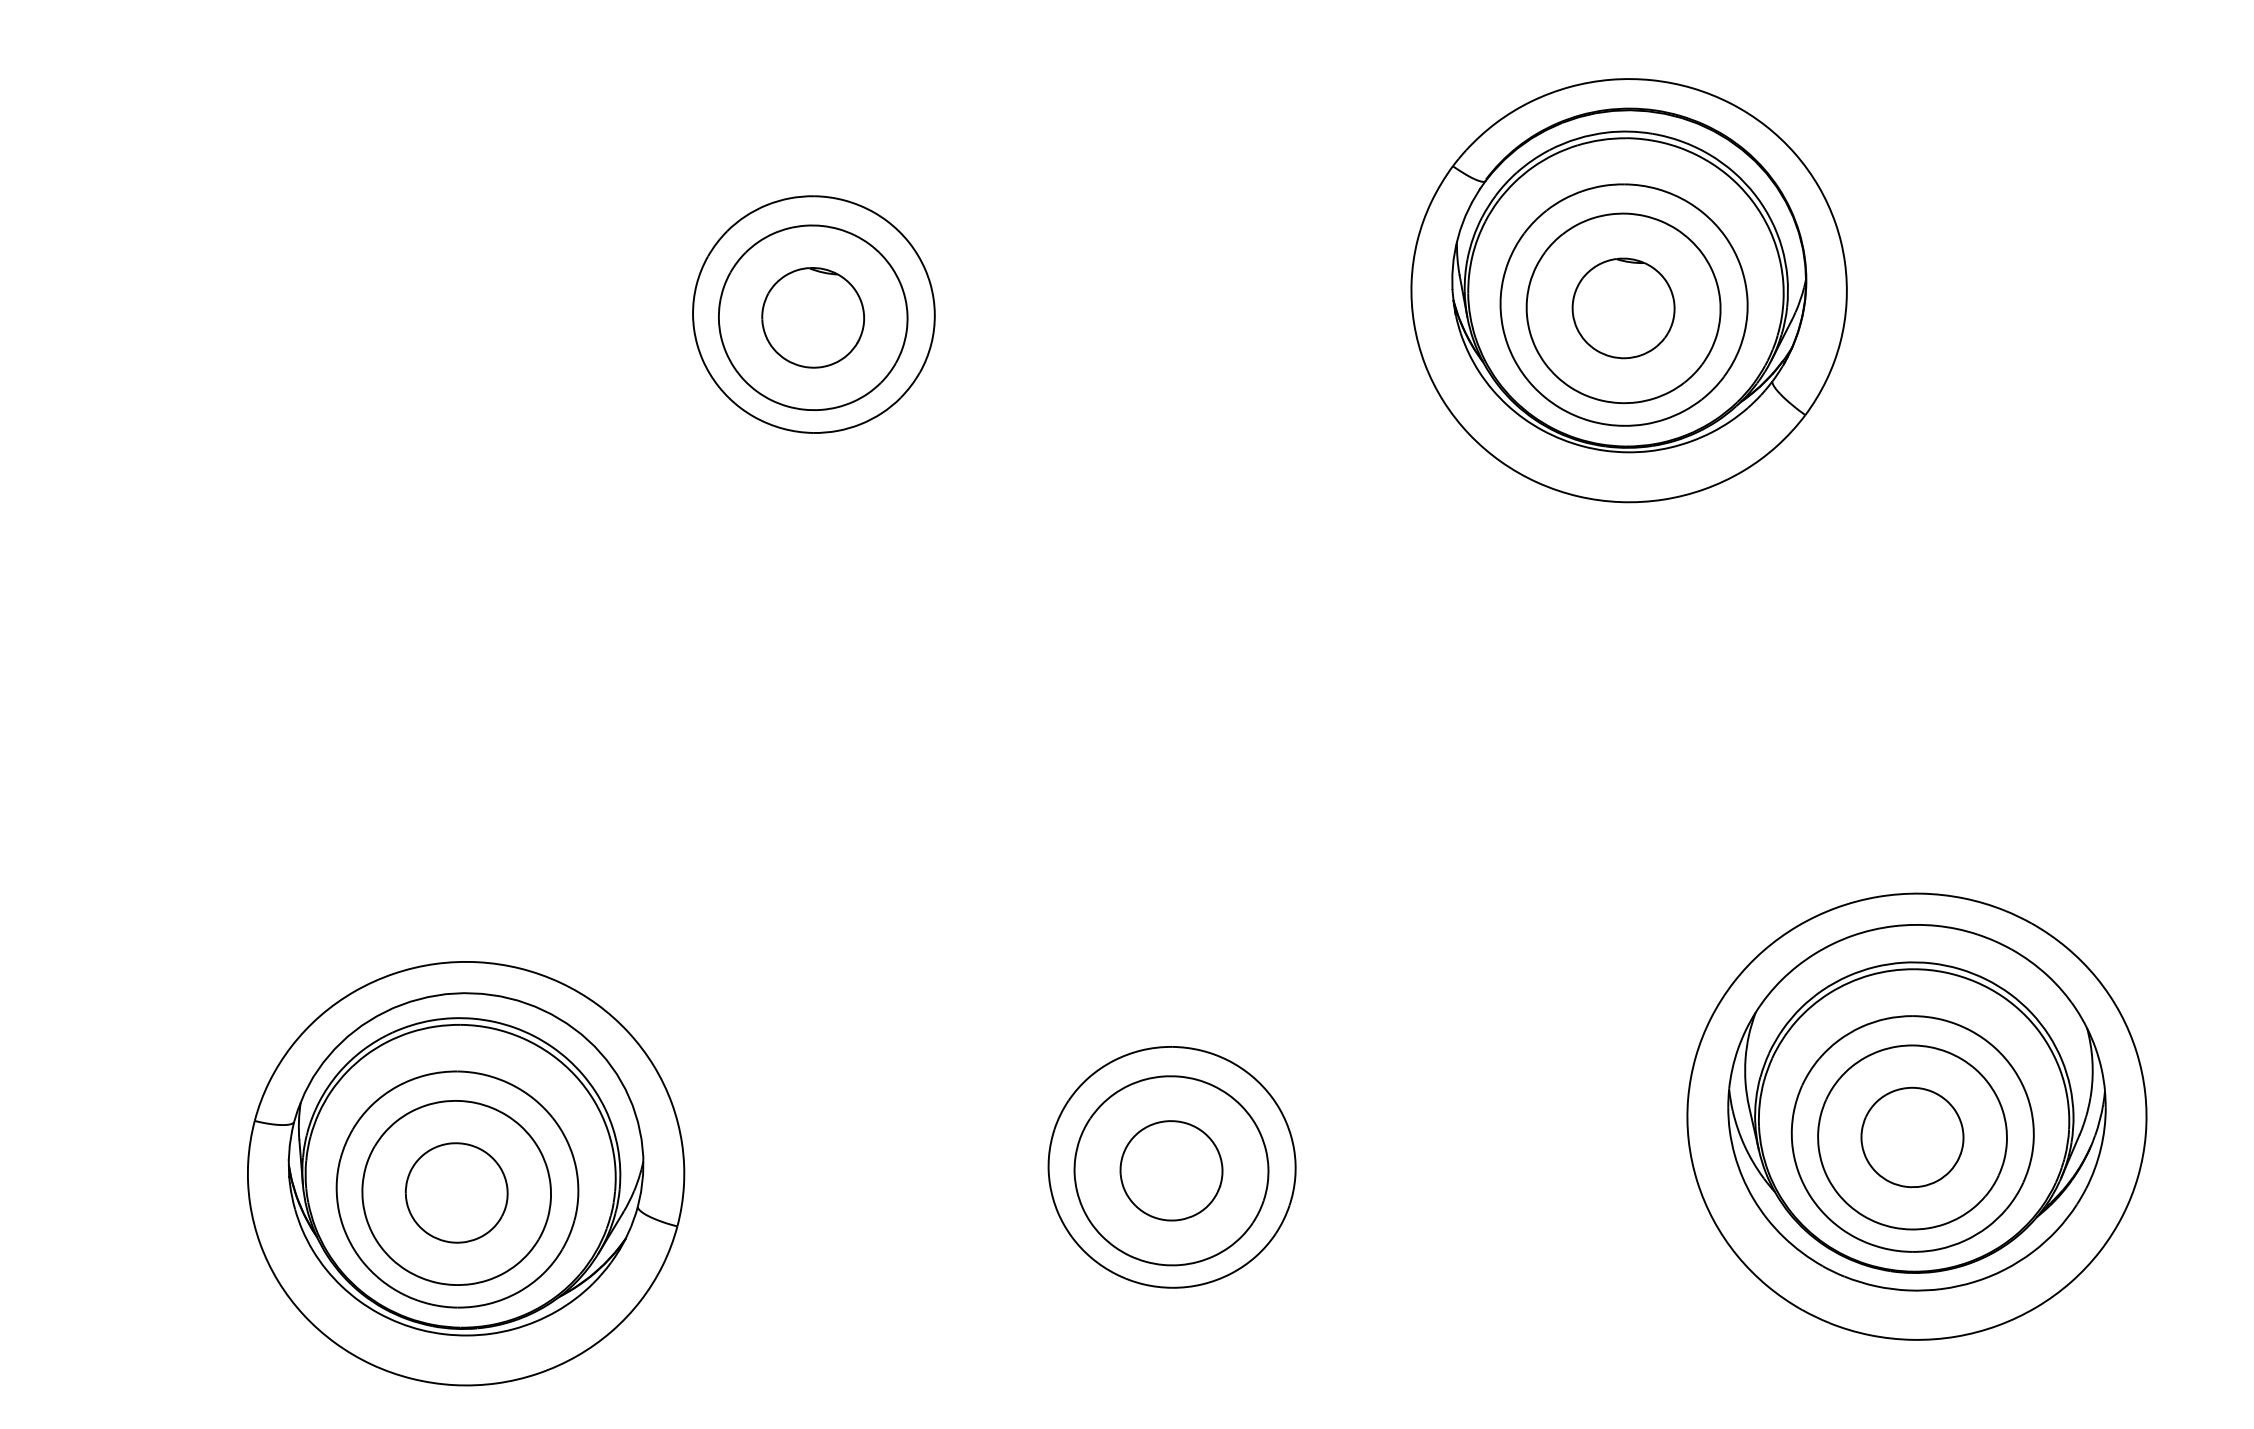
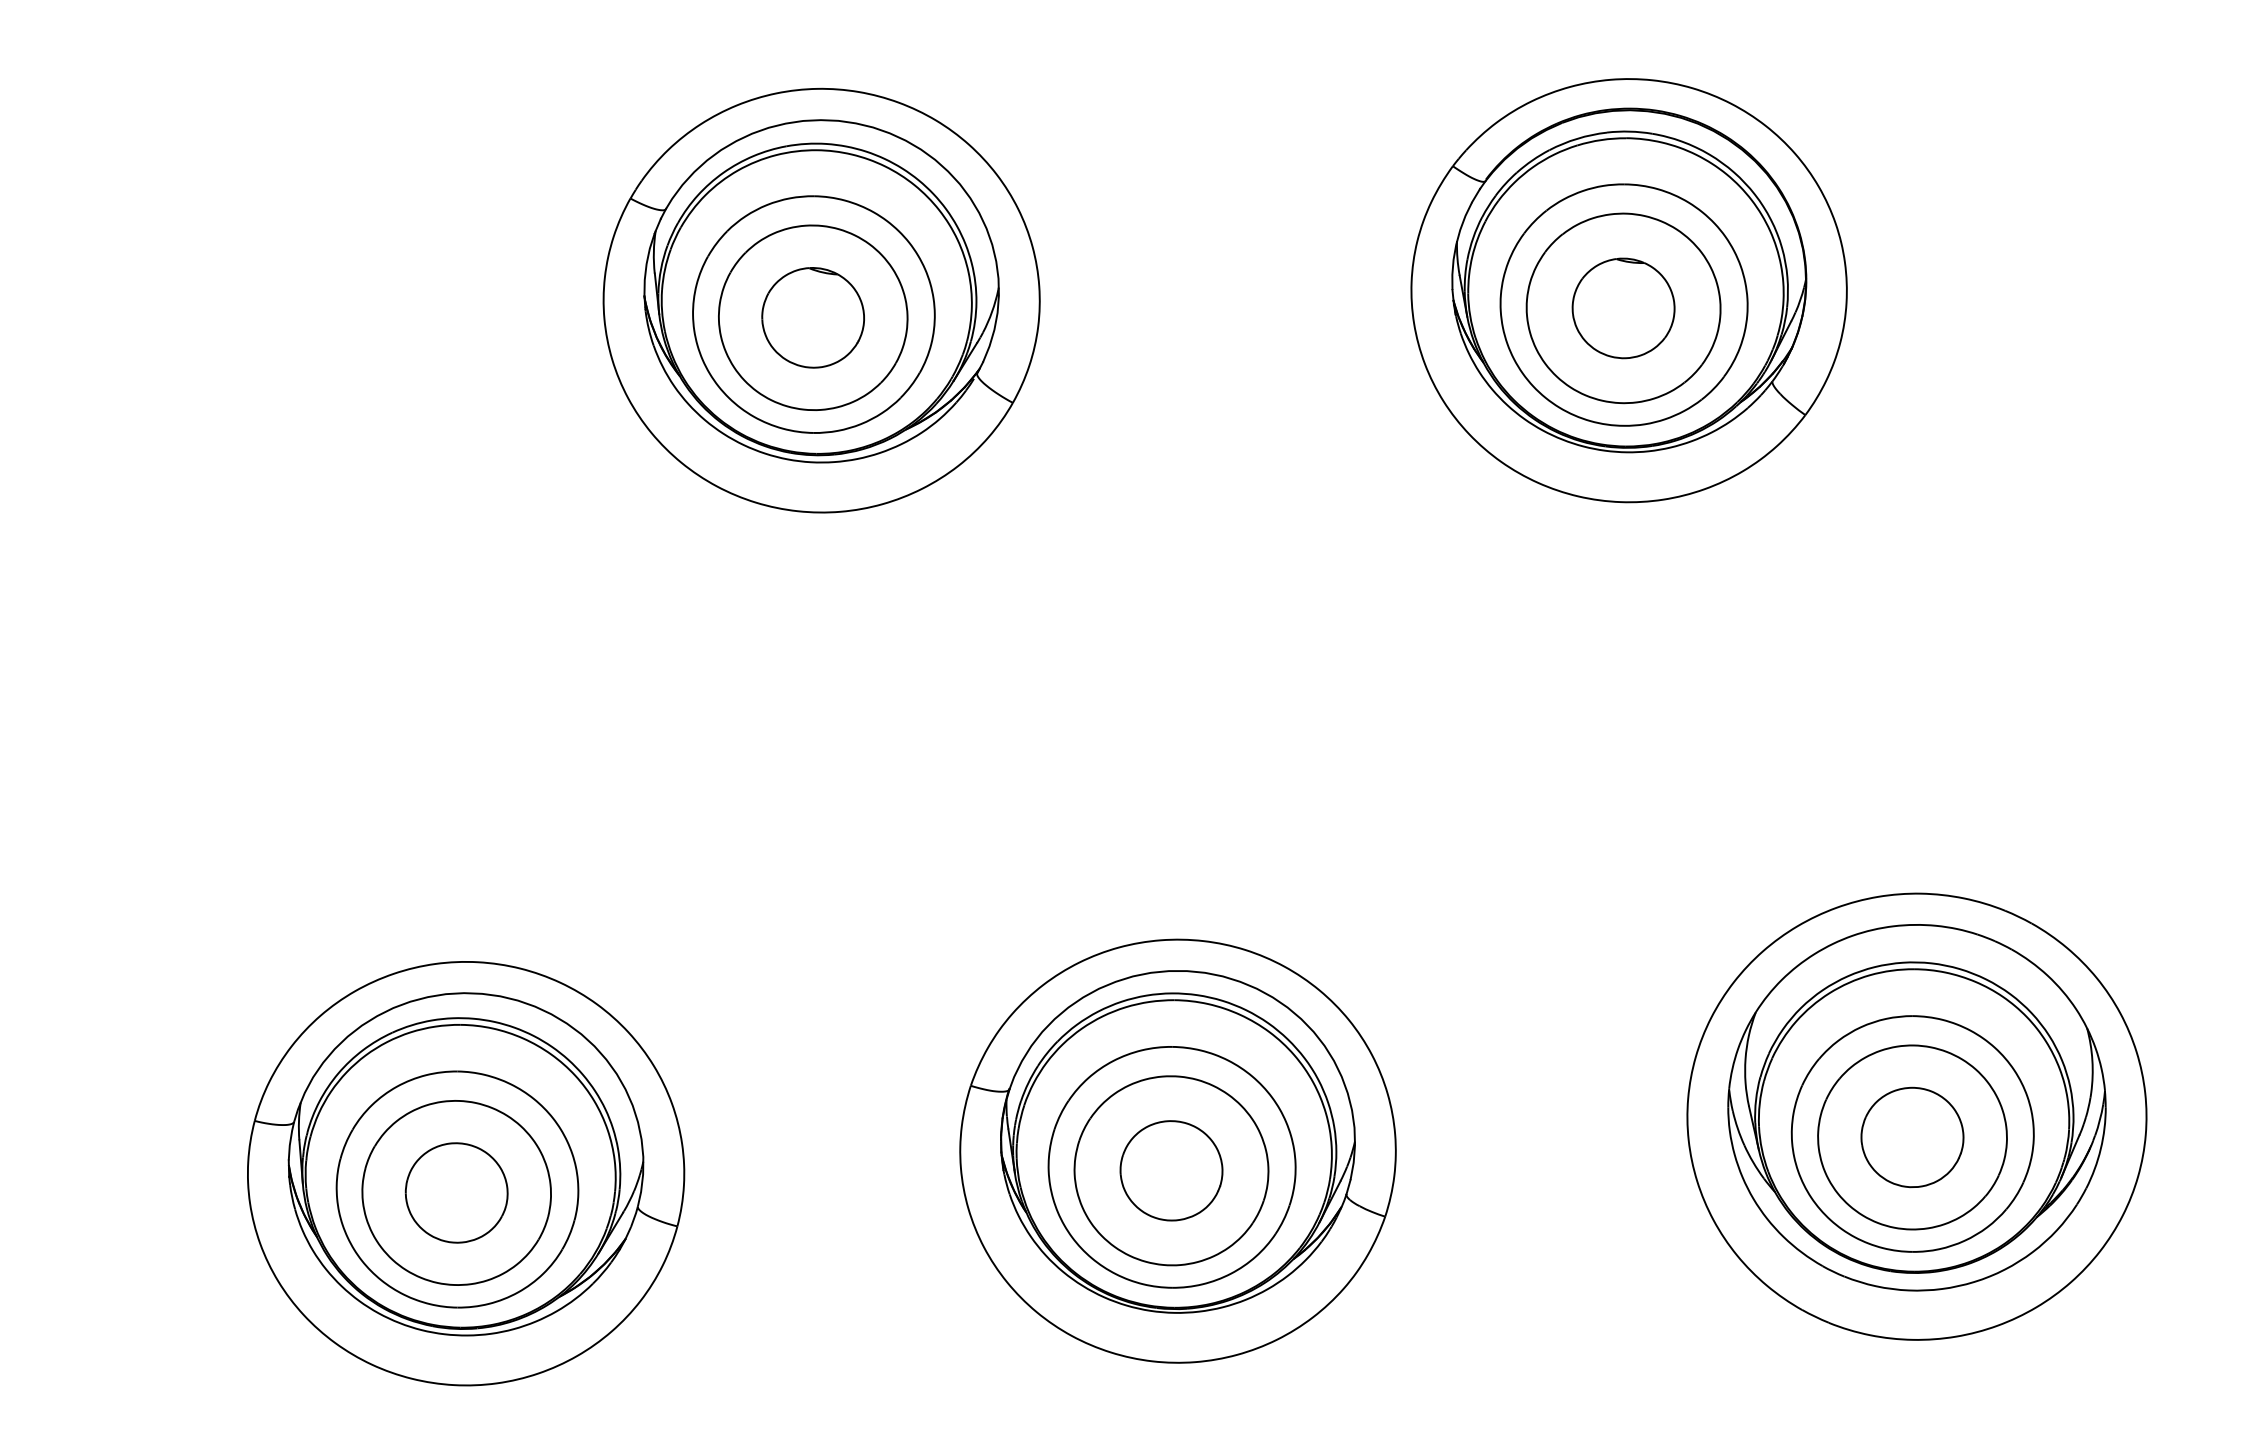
part: none -> present (821, 300)
part: none -> present (1177, 1150)
